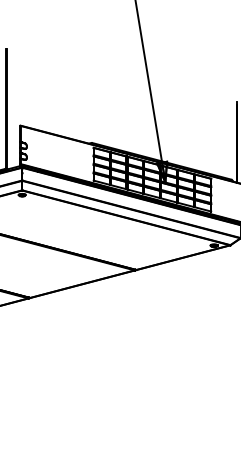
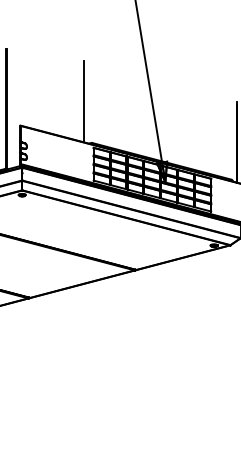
line: none -> present (83, 101)
